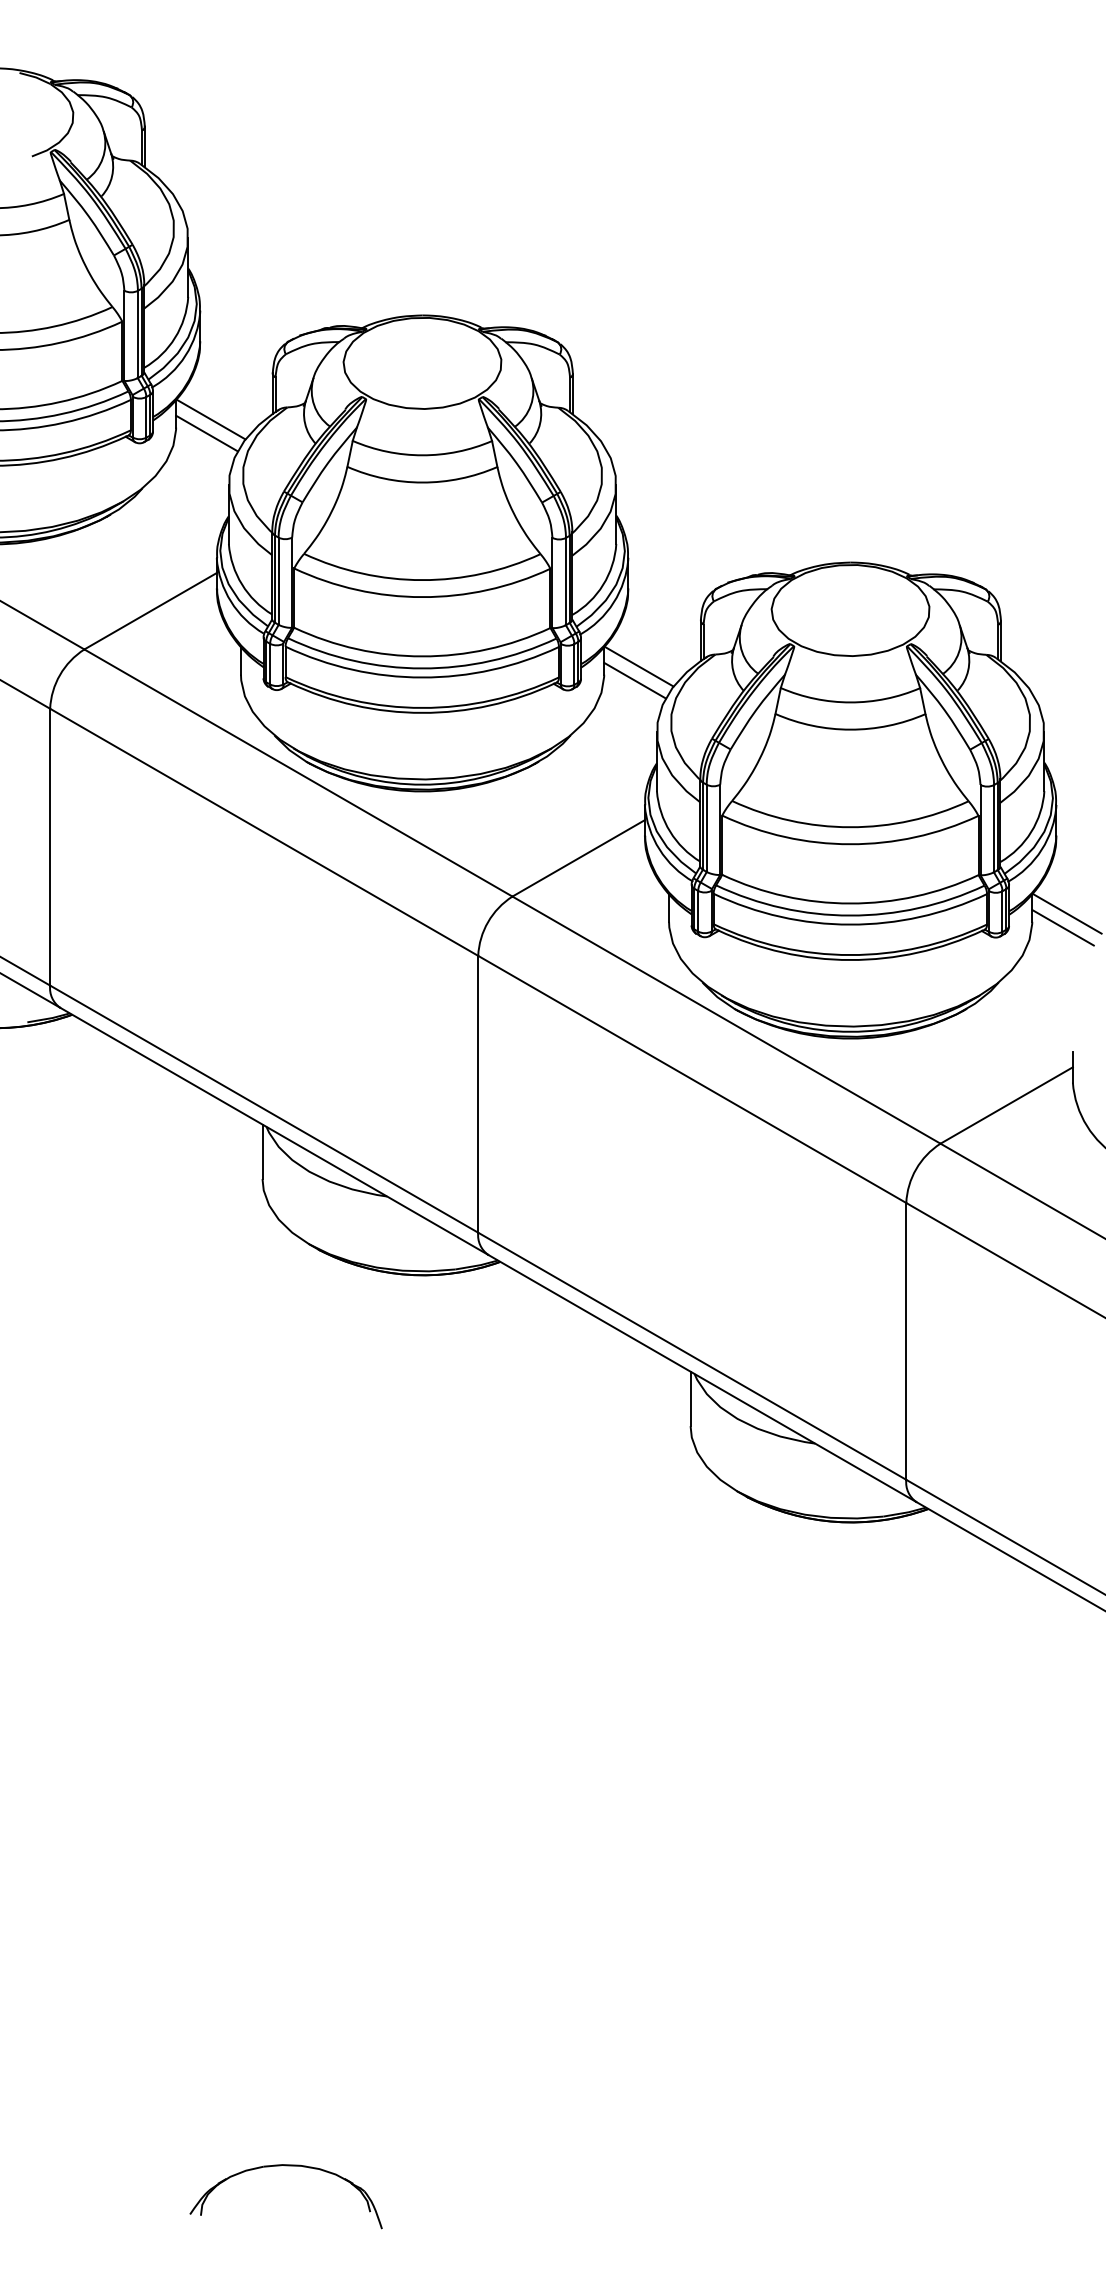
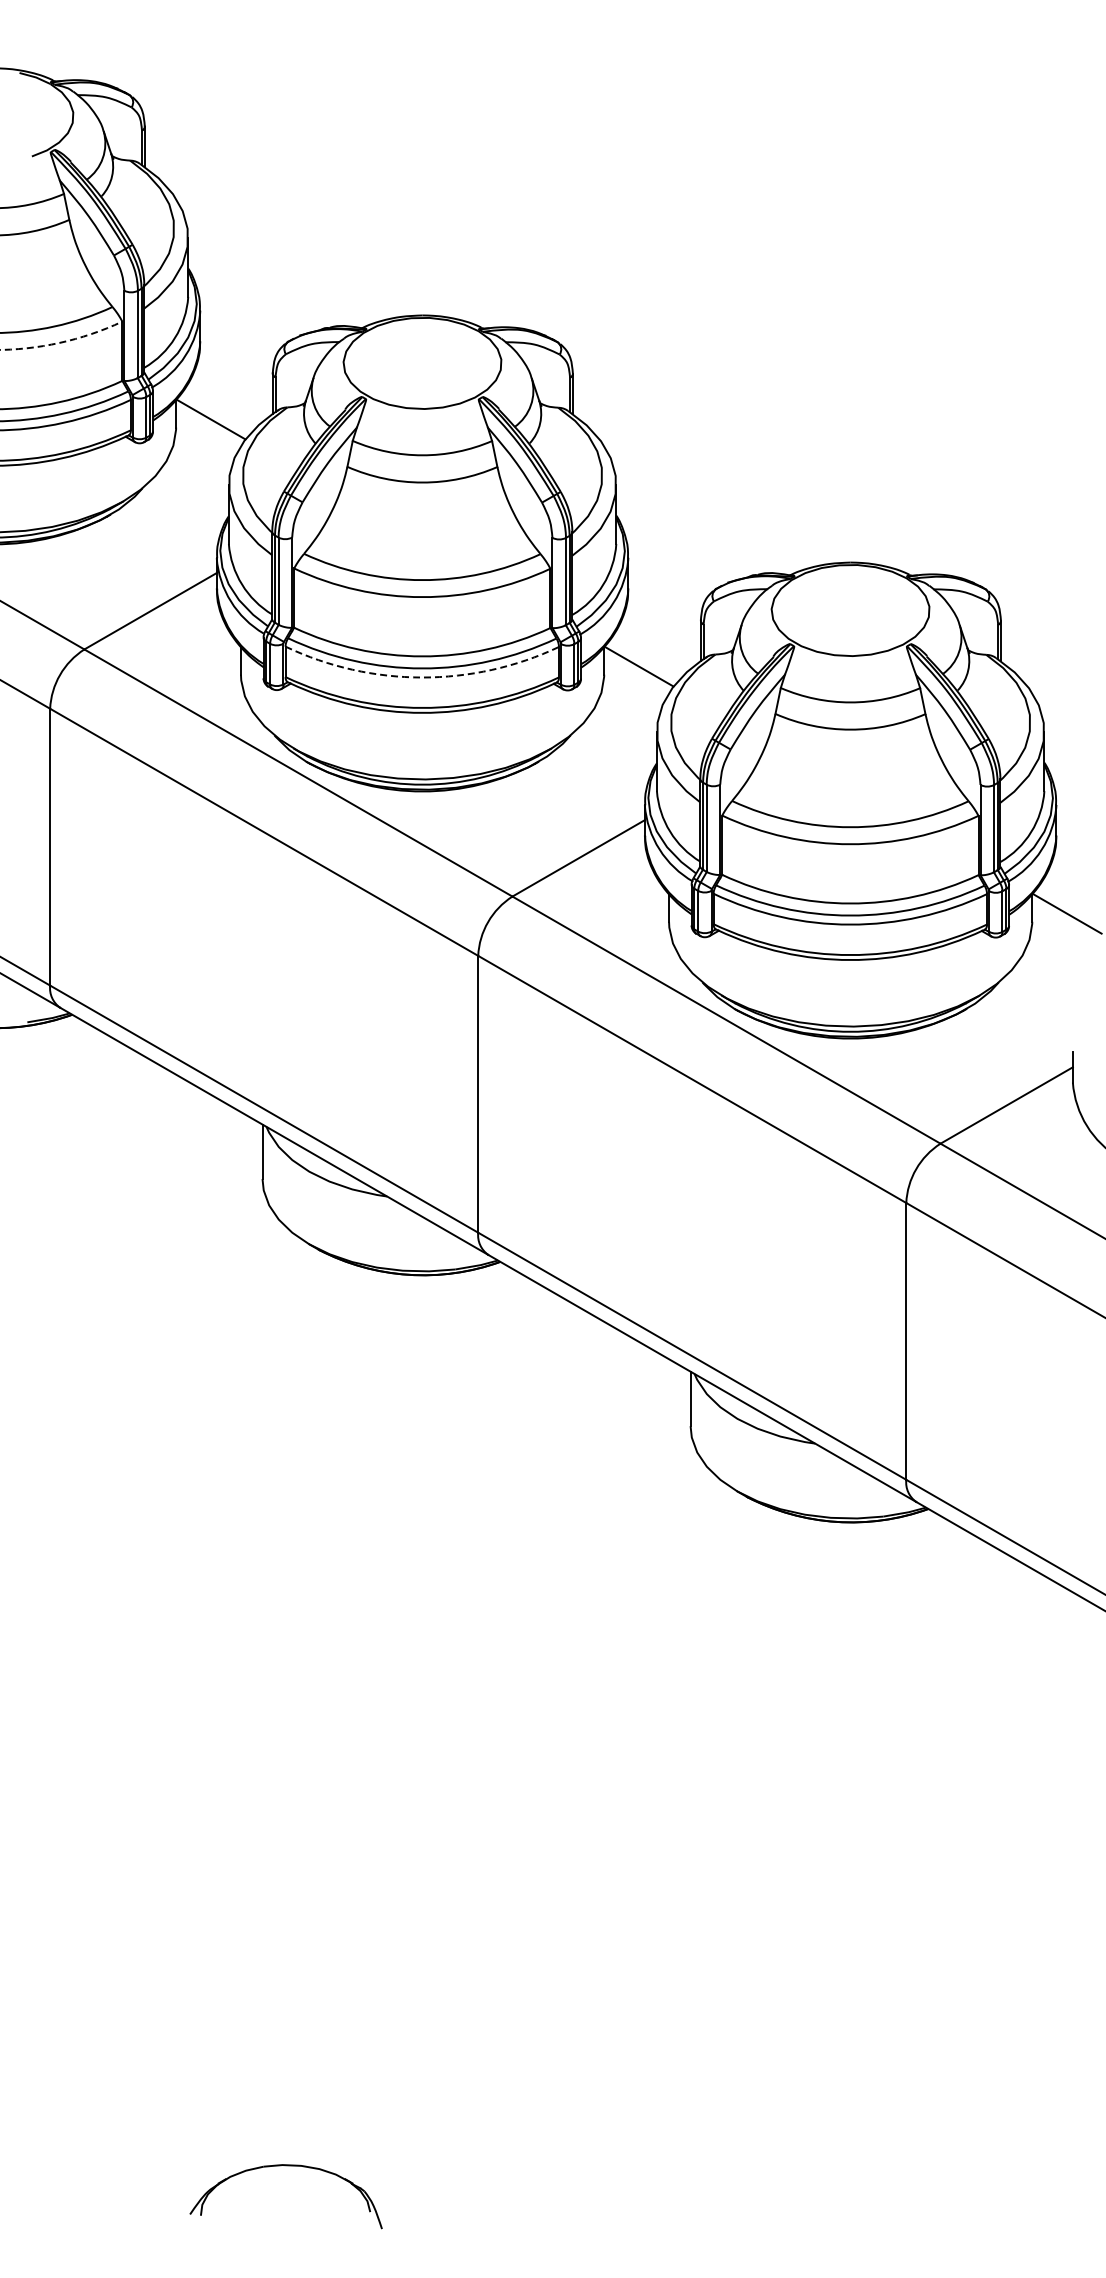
arc: solid -> dashed (62, 342)
line: present -> none (206, 433)
arc: solid -> dashed (422, 677)
line: present -> none (634, 680)
line: present -> none (1062, 927)
